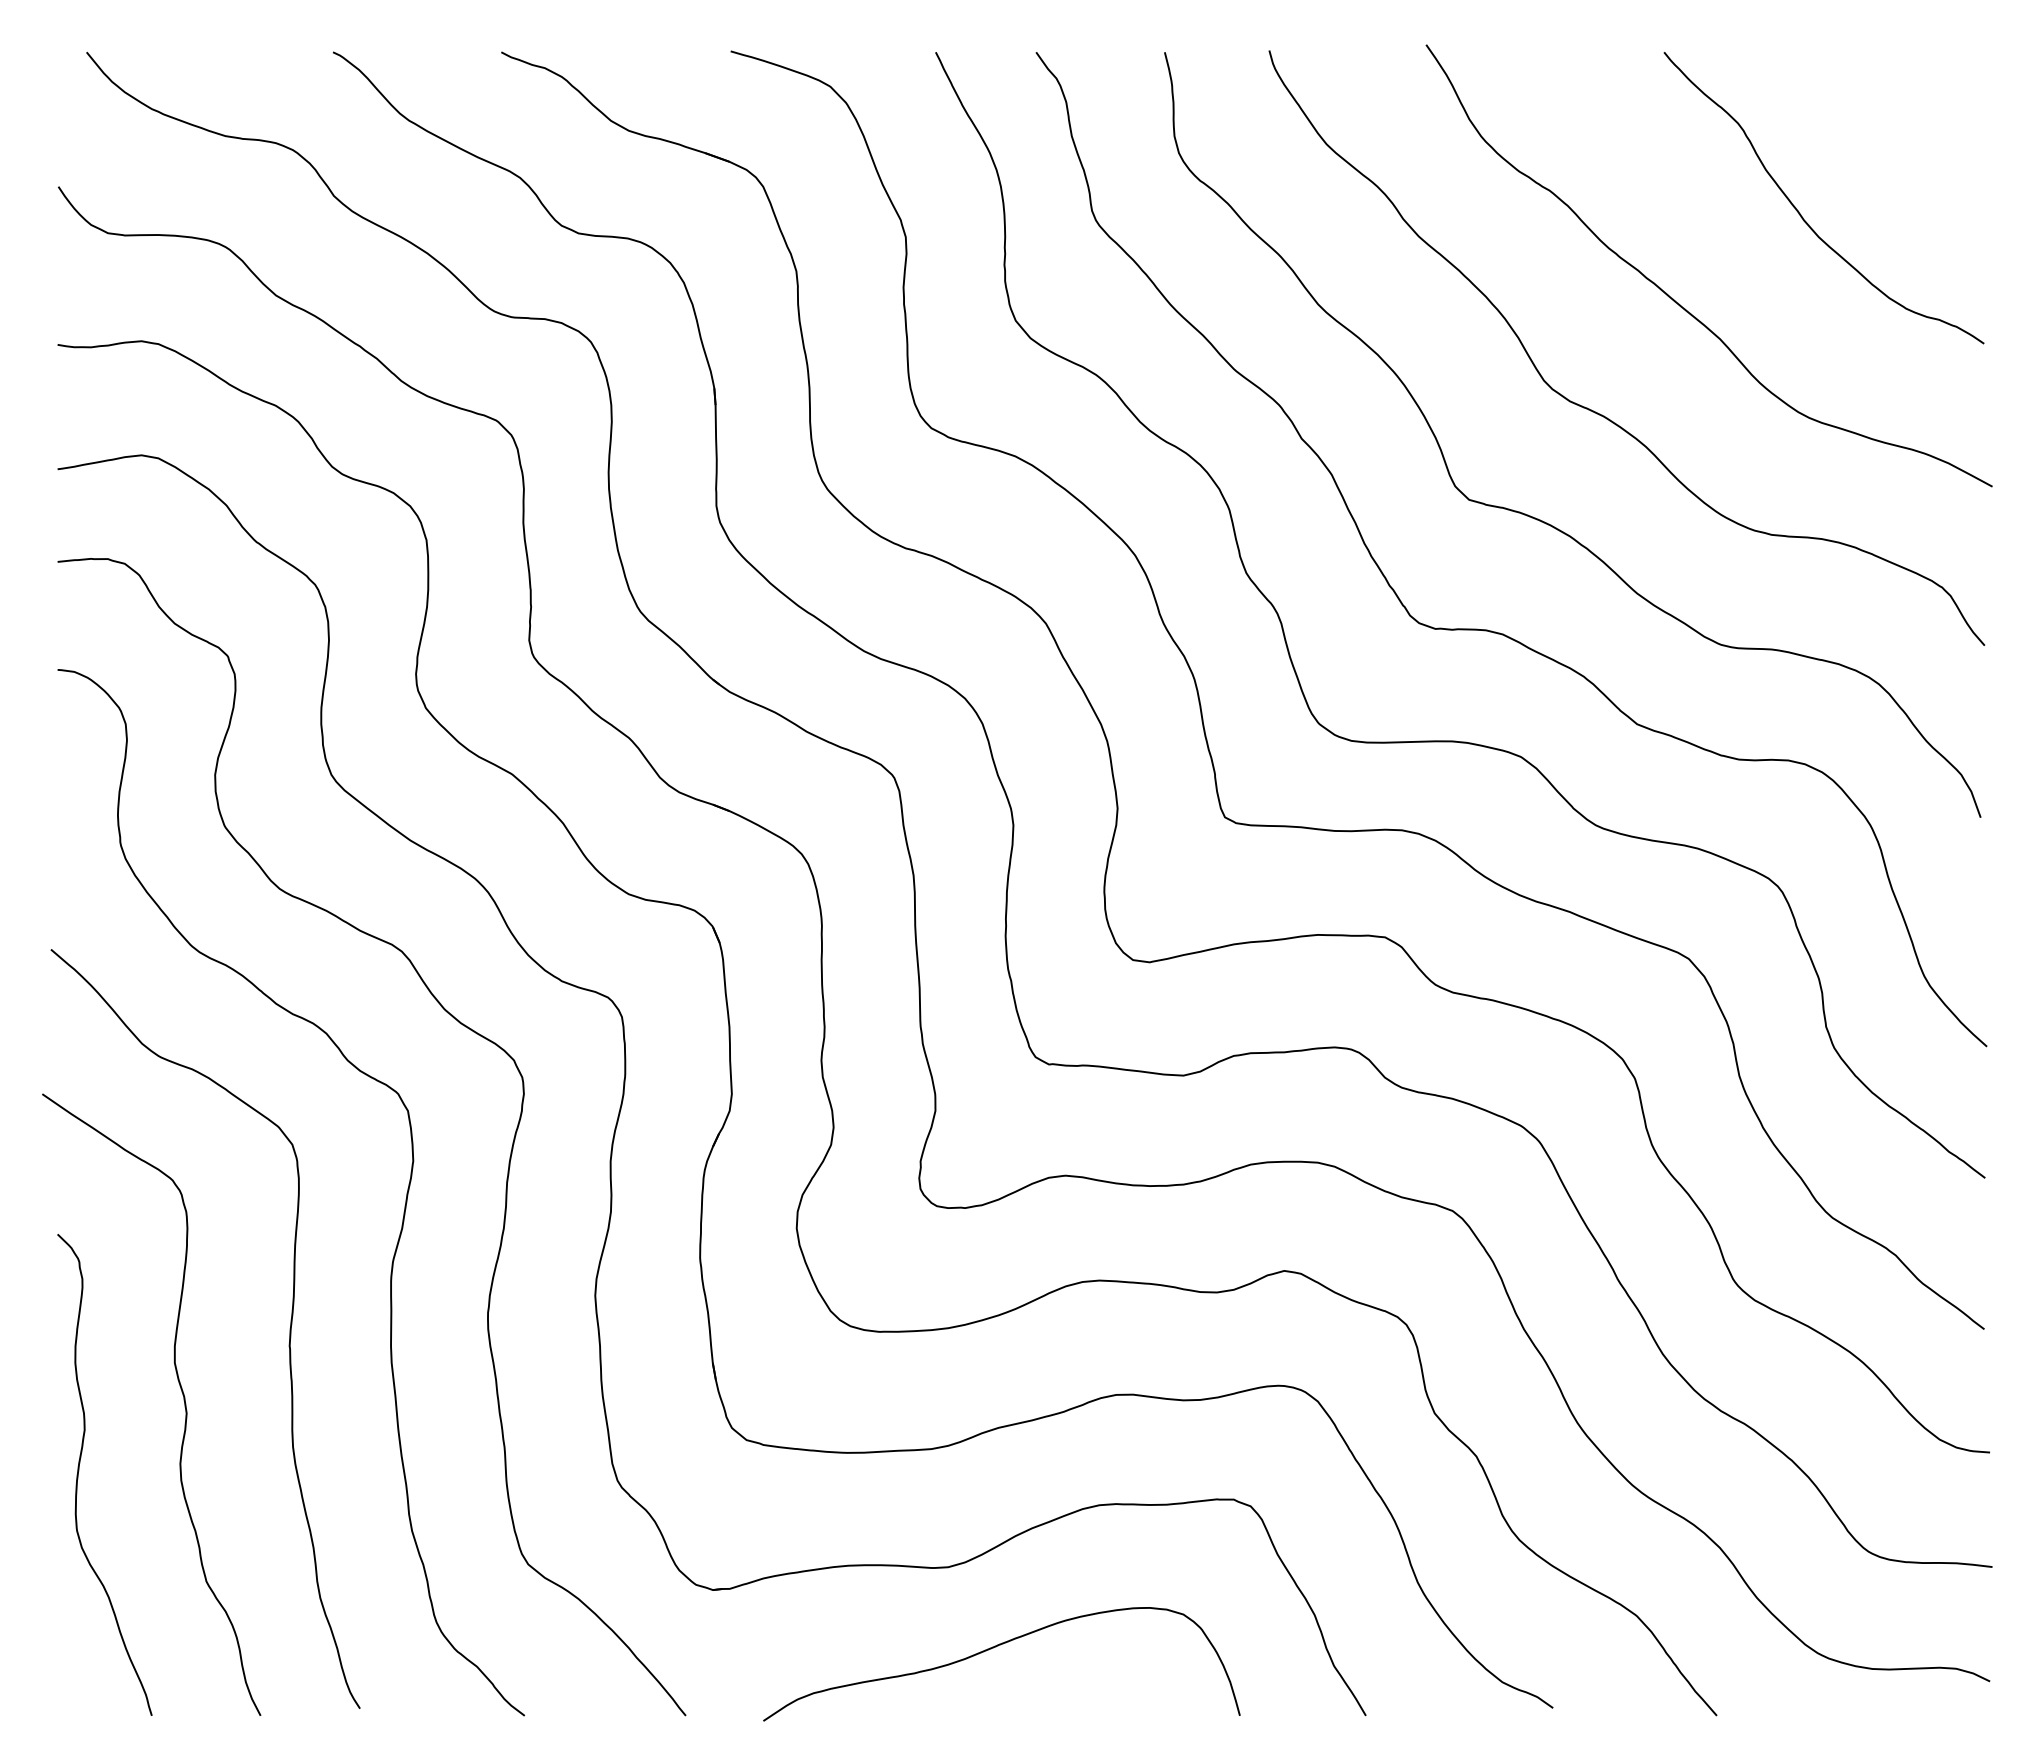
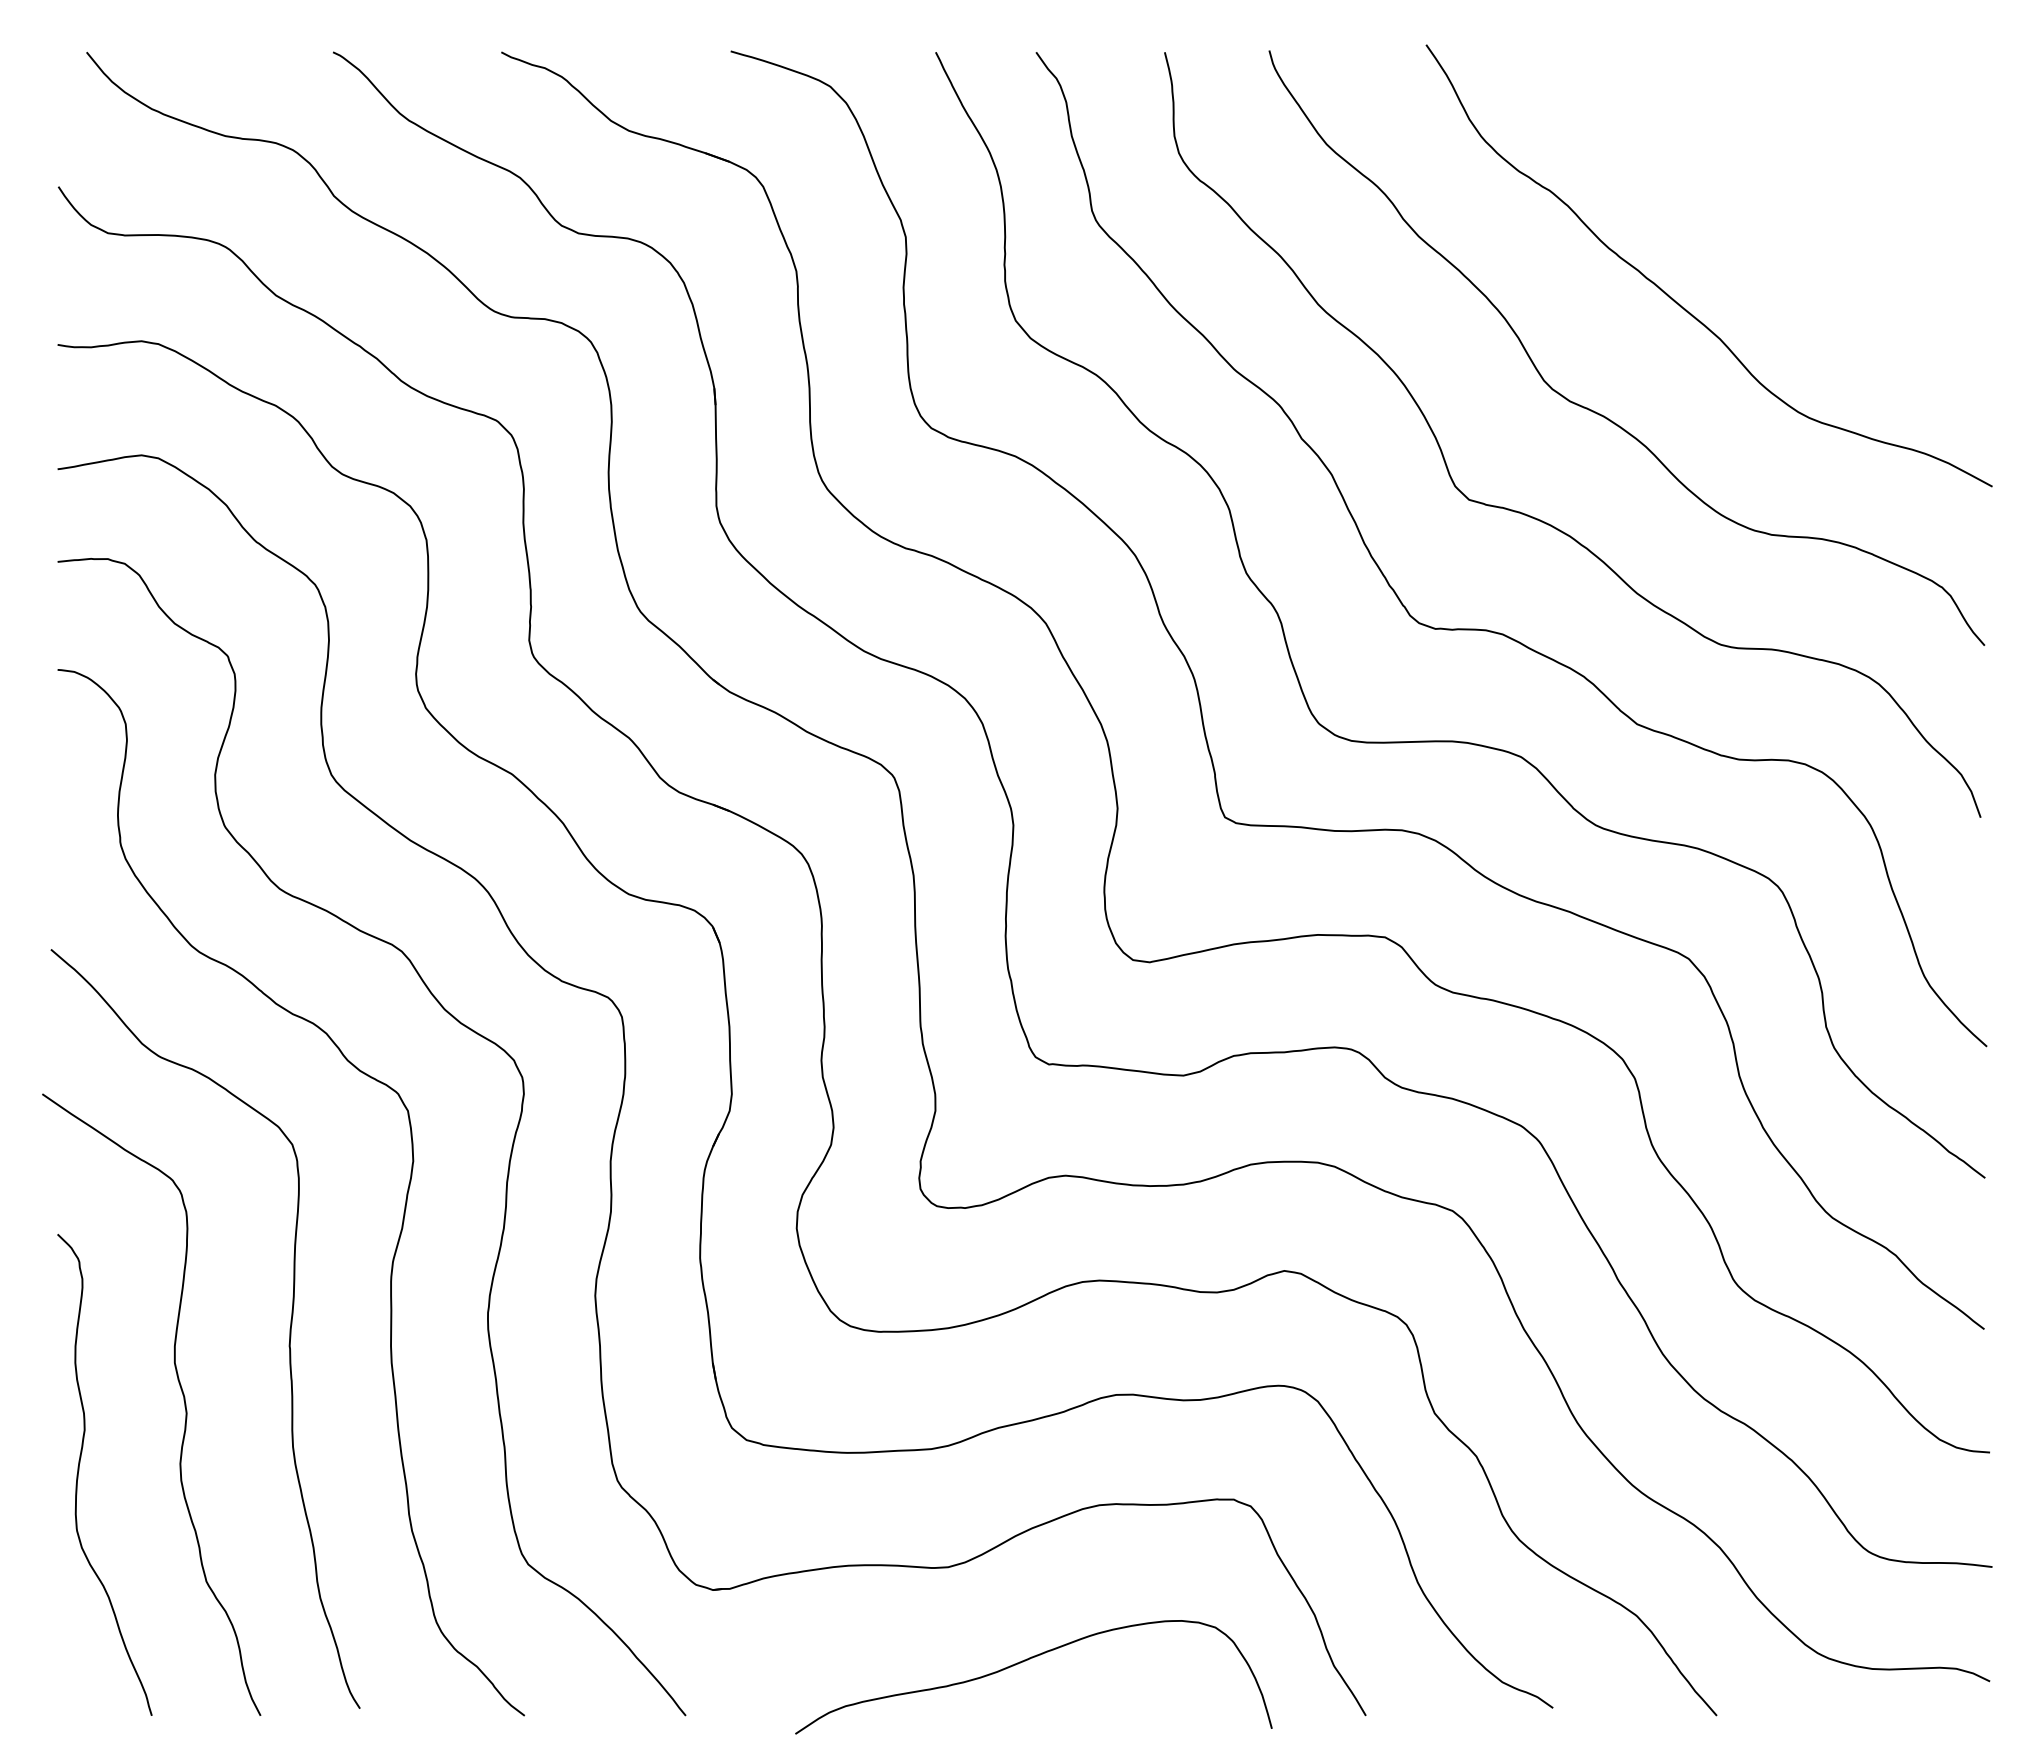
curve: present -> none (1801, 214)
curve position: (996, 1647) -> (1028, 1660) (1028, 1660)
